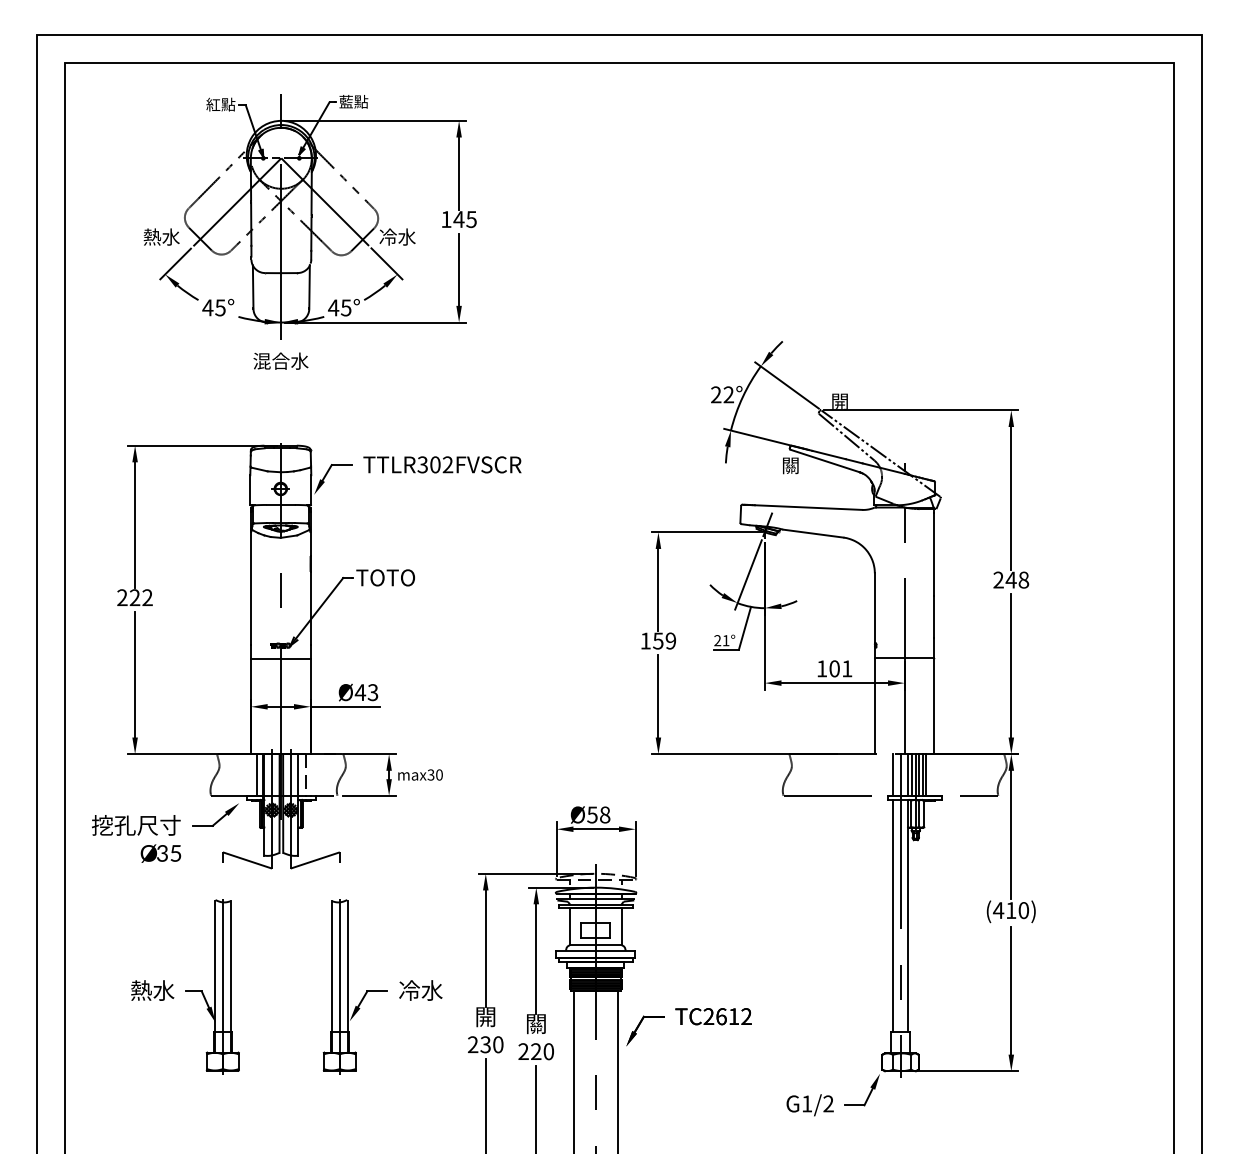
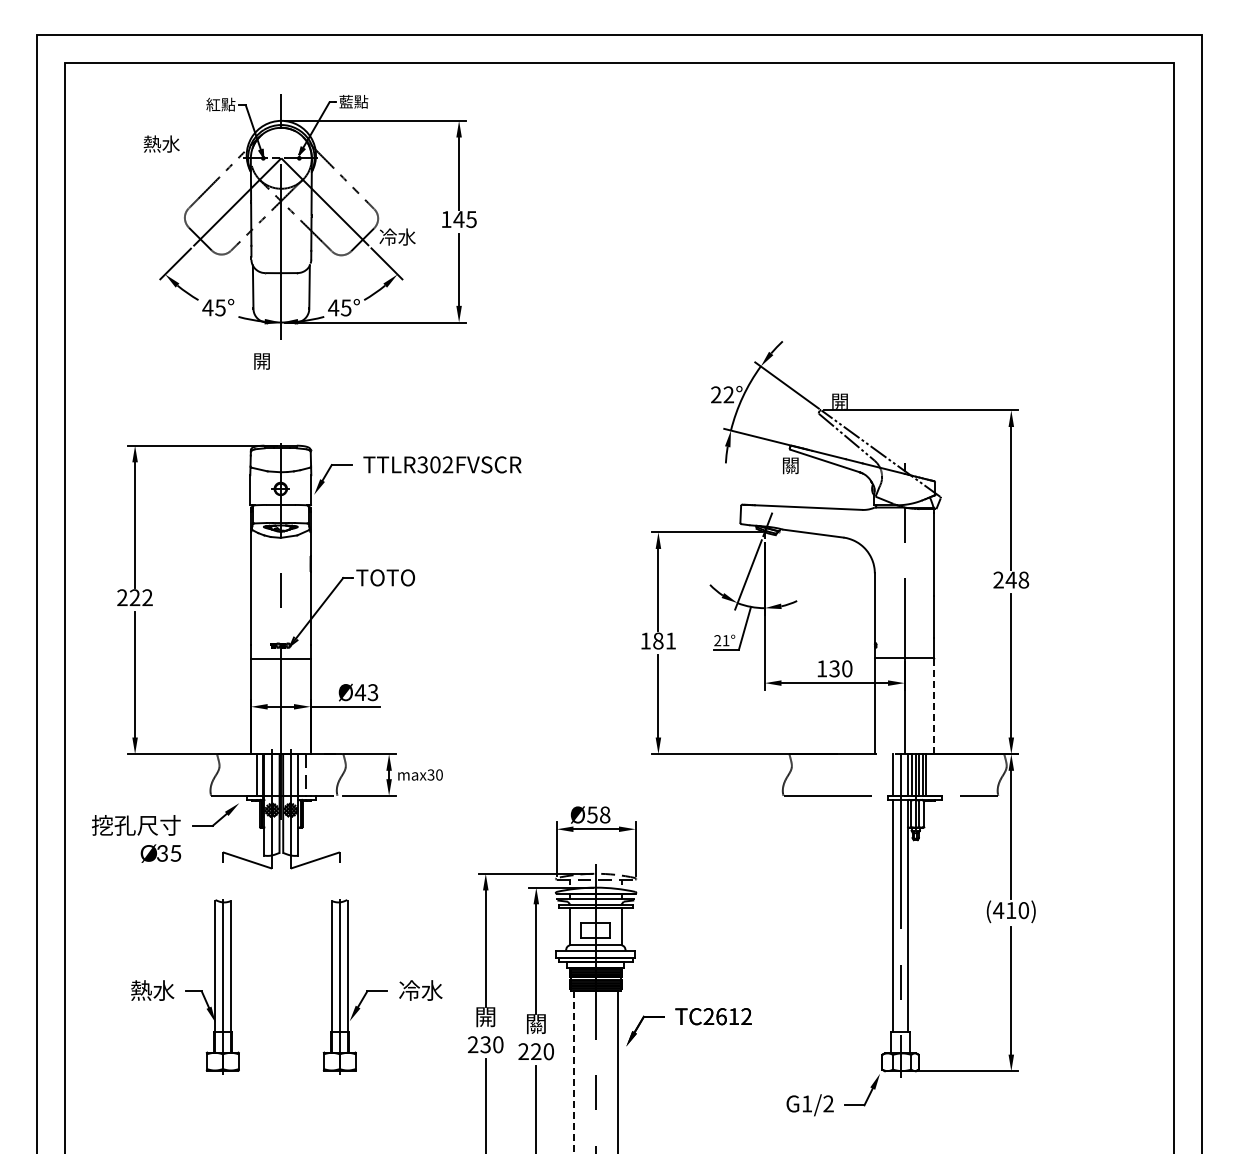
text position: (161, 236) -> (161, 143) (161, 143)
text: 混合水 -> 開 (280, 360)
text: 159 -> 181 (664, 640)
text: 101 -> 130 (840, 668)
line: solid -> dashed (934, 706)
line: solid -> dashed (574, 1072)
